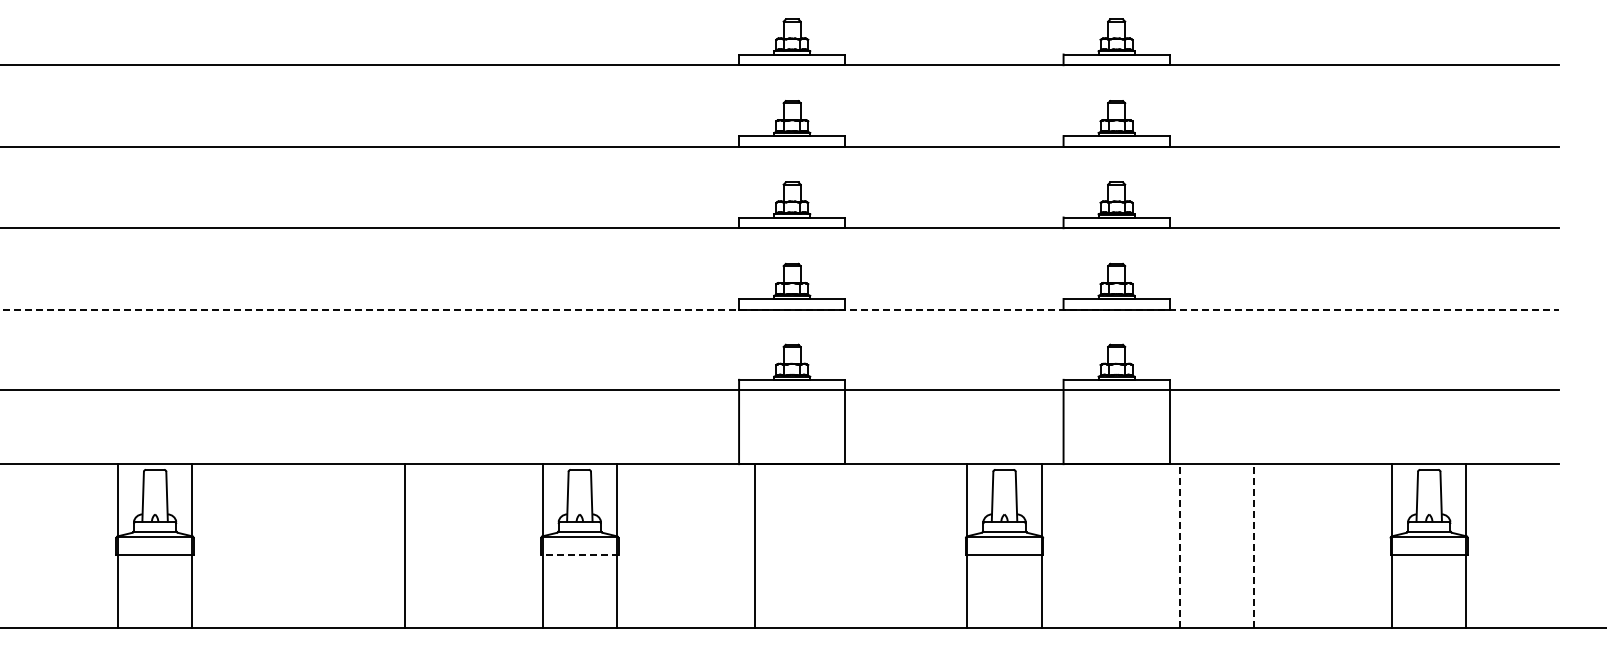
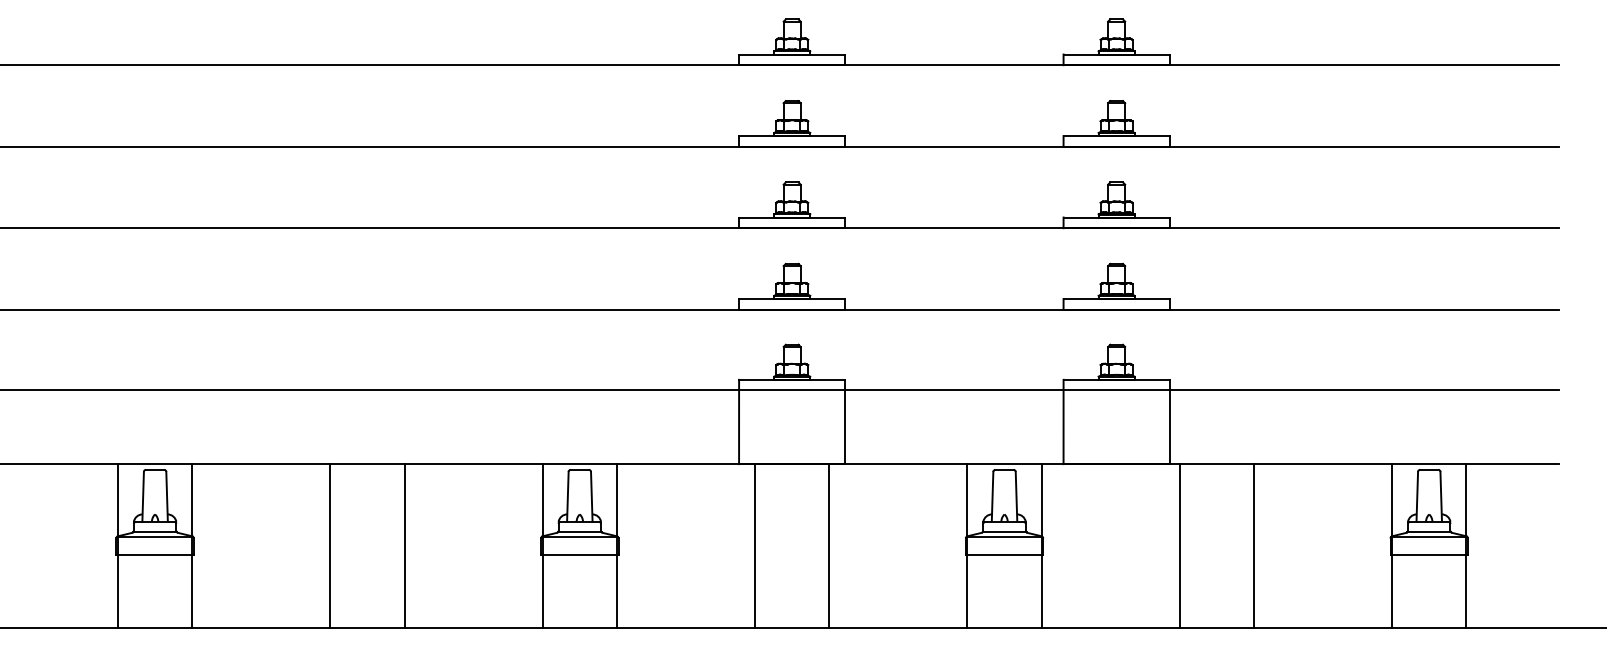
line: dashed -> solid (779, 309)
line: none -> present (330, 545)
line: none -> present (829, 545)
line: dashed -> solid (1179, 545)
line: dashed -> solid (1254, 545)
line: dashed -> solid (579, 554)
